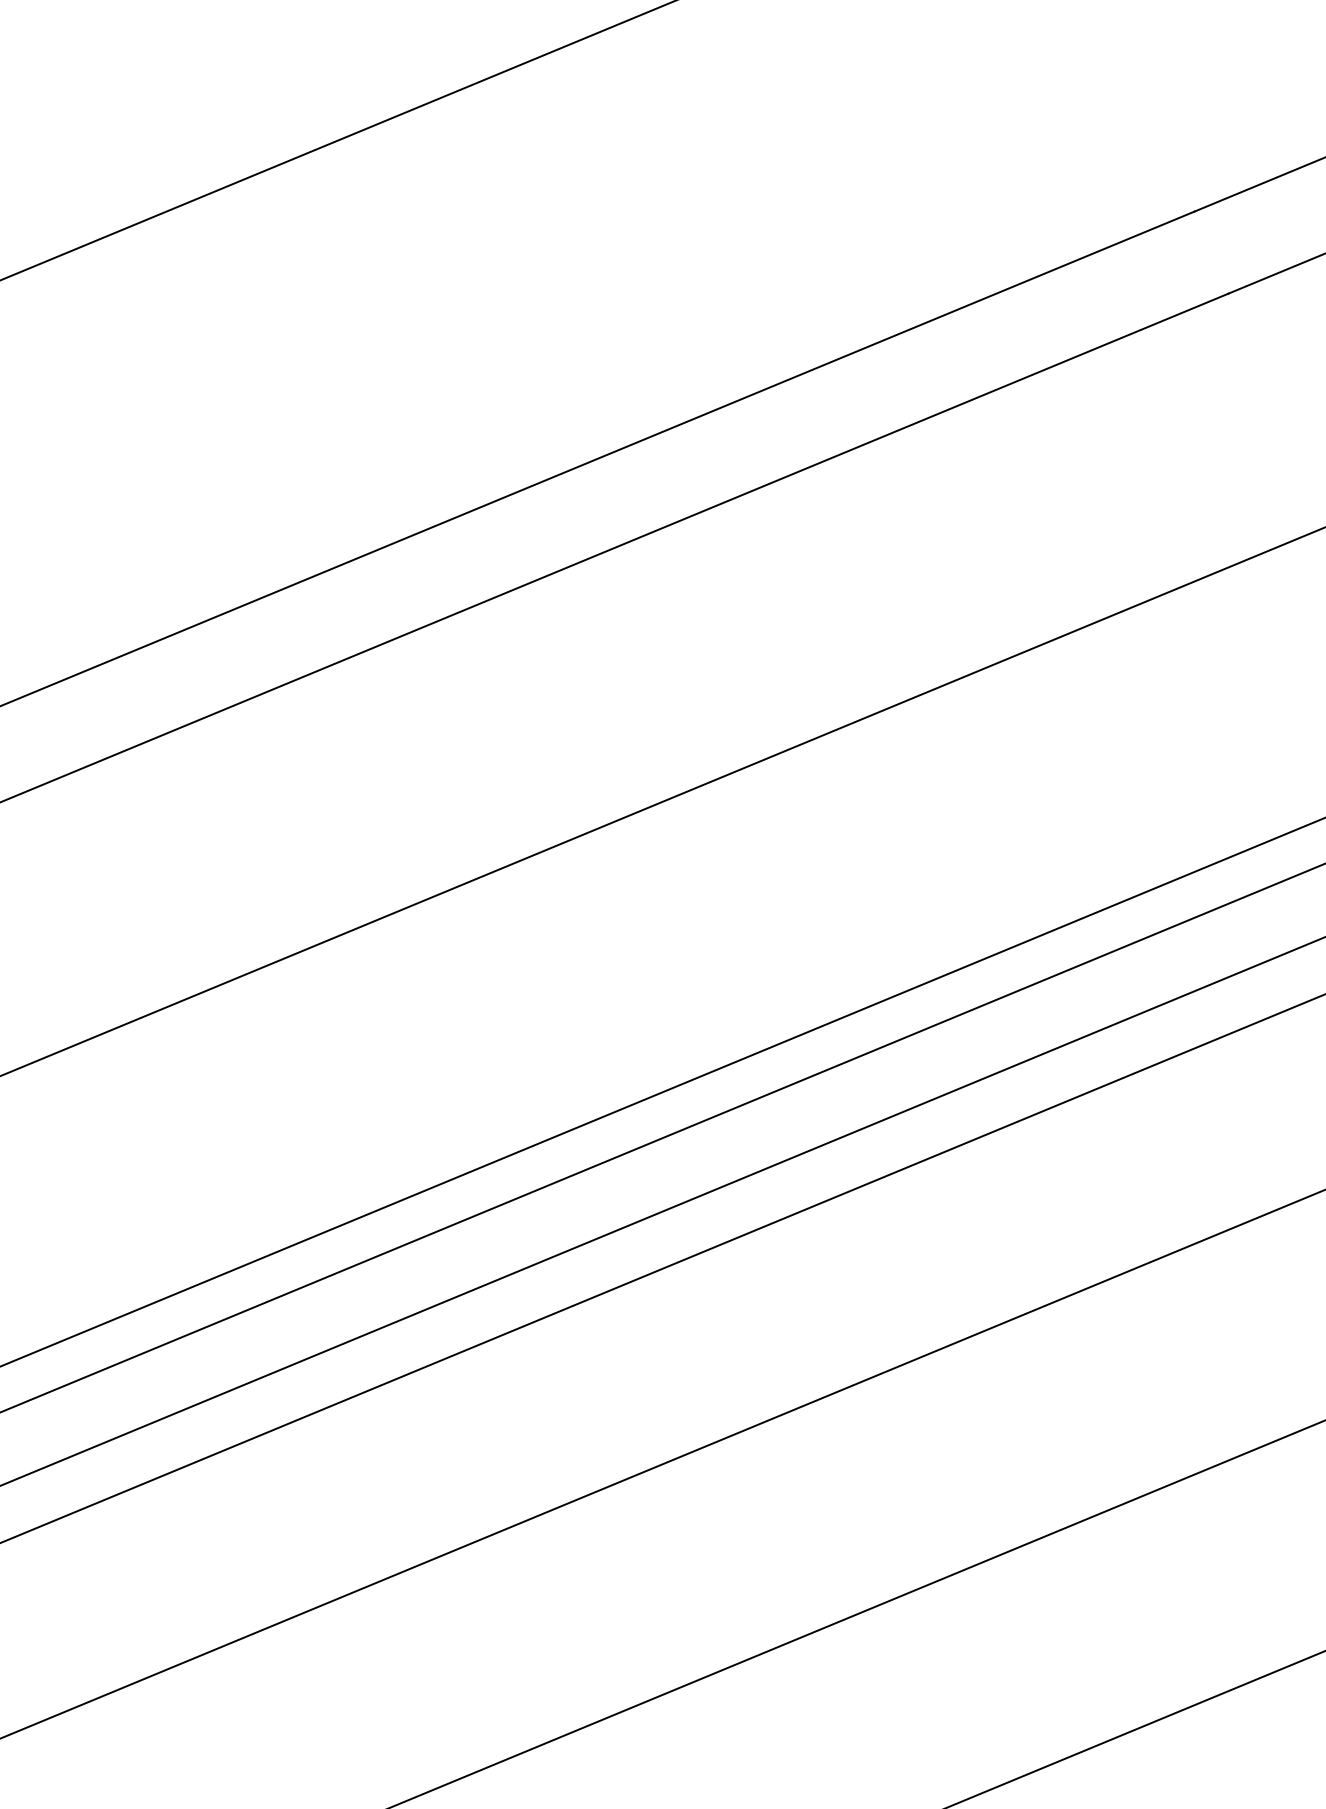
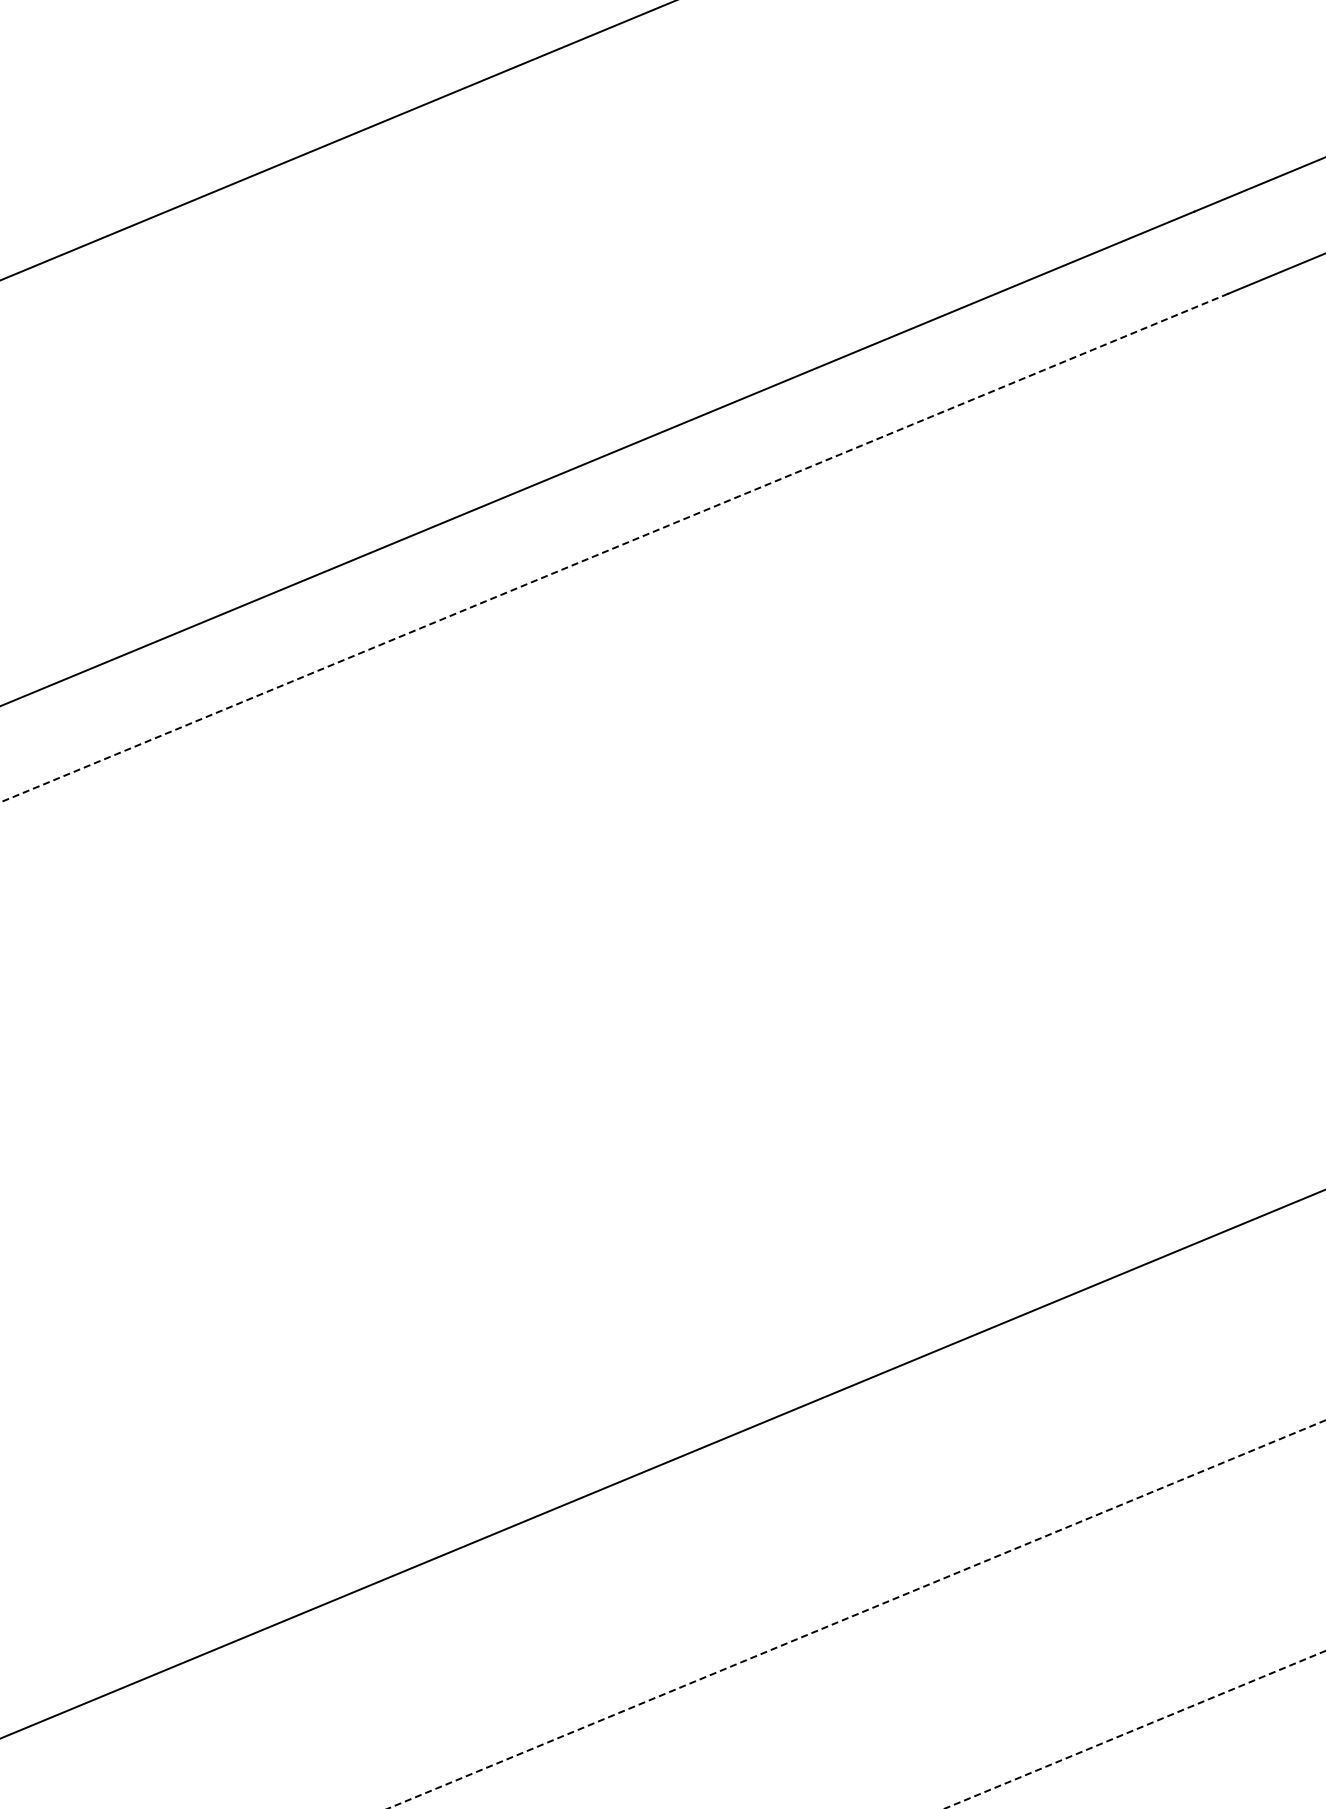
line: solid -> dashed (614, 548)
line: present -> none (662, 801)
line: present -> none (662, 1091)
line: present -> none (662, 1137)
line: present -> none (662, 1211)
line: present -> none (662, 1268)
line: solid -> dashed (855, 1614)
line: solid -> dashed (1135, 1729)
